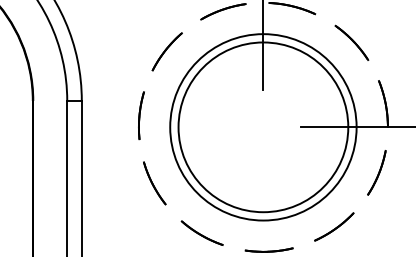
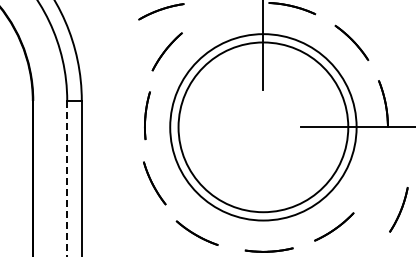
part position: (223, 11) -> (161, 11) (161, 11)
part position: (141, 115) -> (147, 115) (147, 115)
part position: (376, 172) -> (398, 209) (398, 209)
line: solid -> dashed (67, 178)
part position: (201, 232) -> (196, 232) (196, 232)
